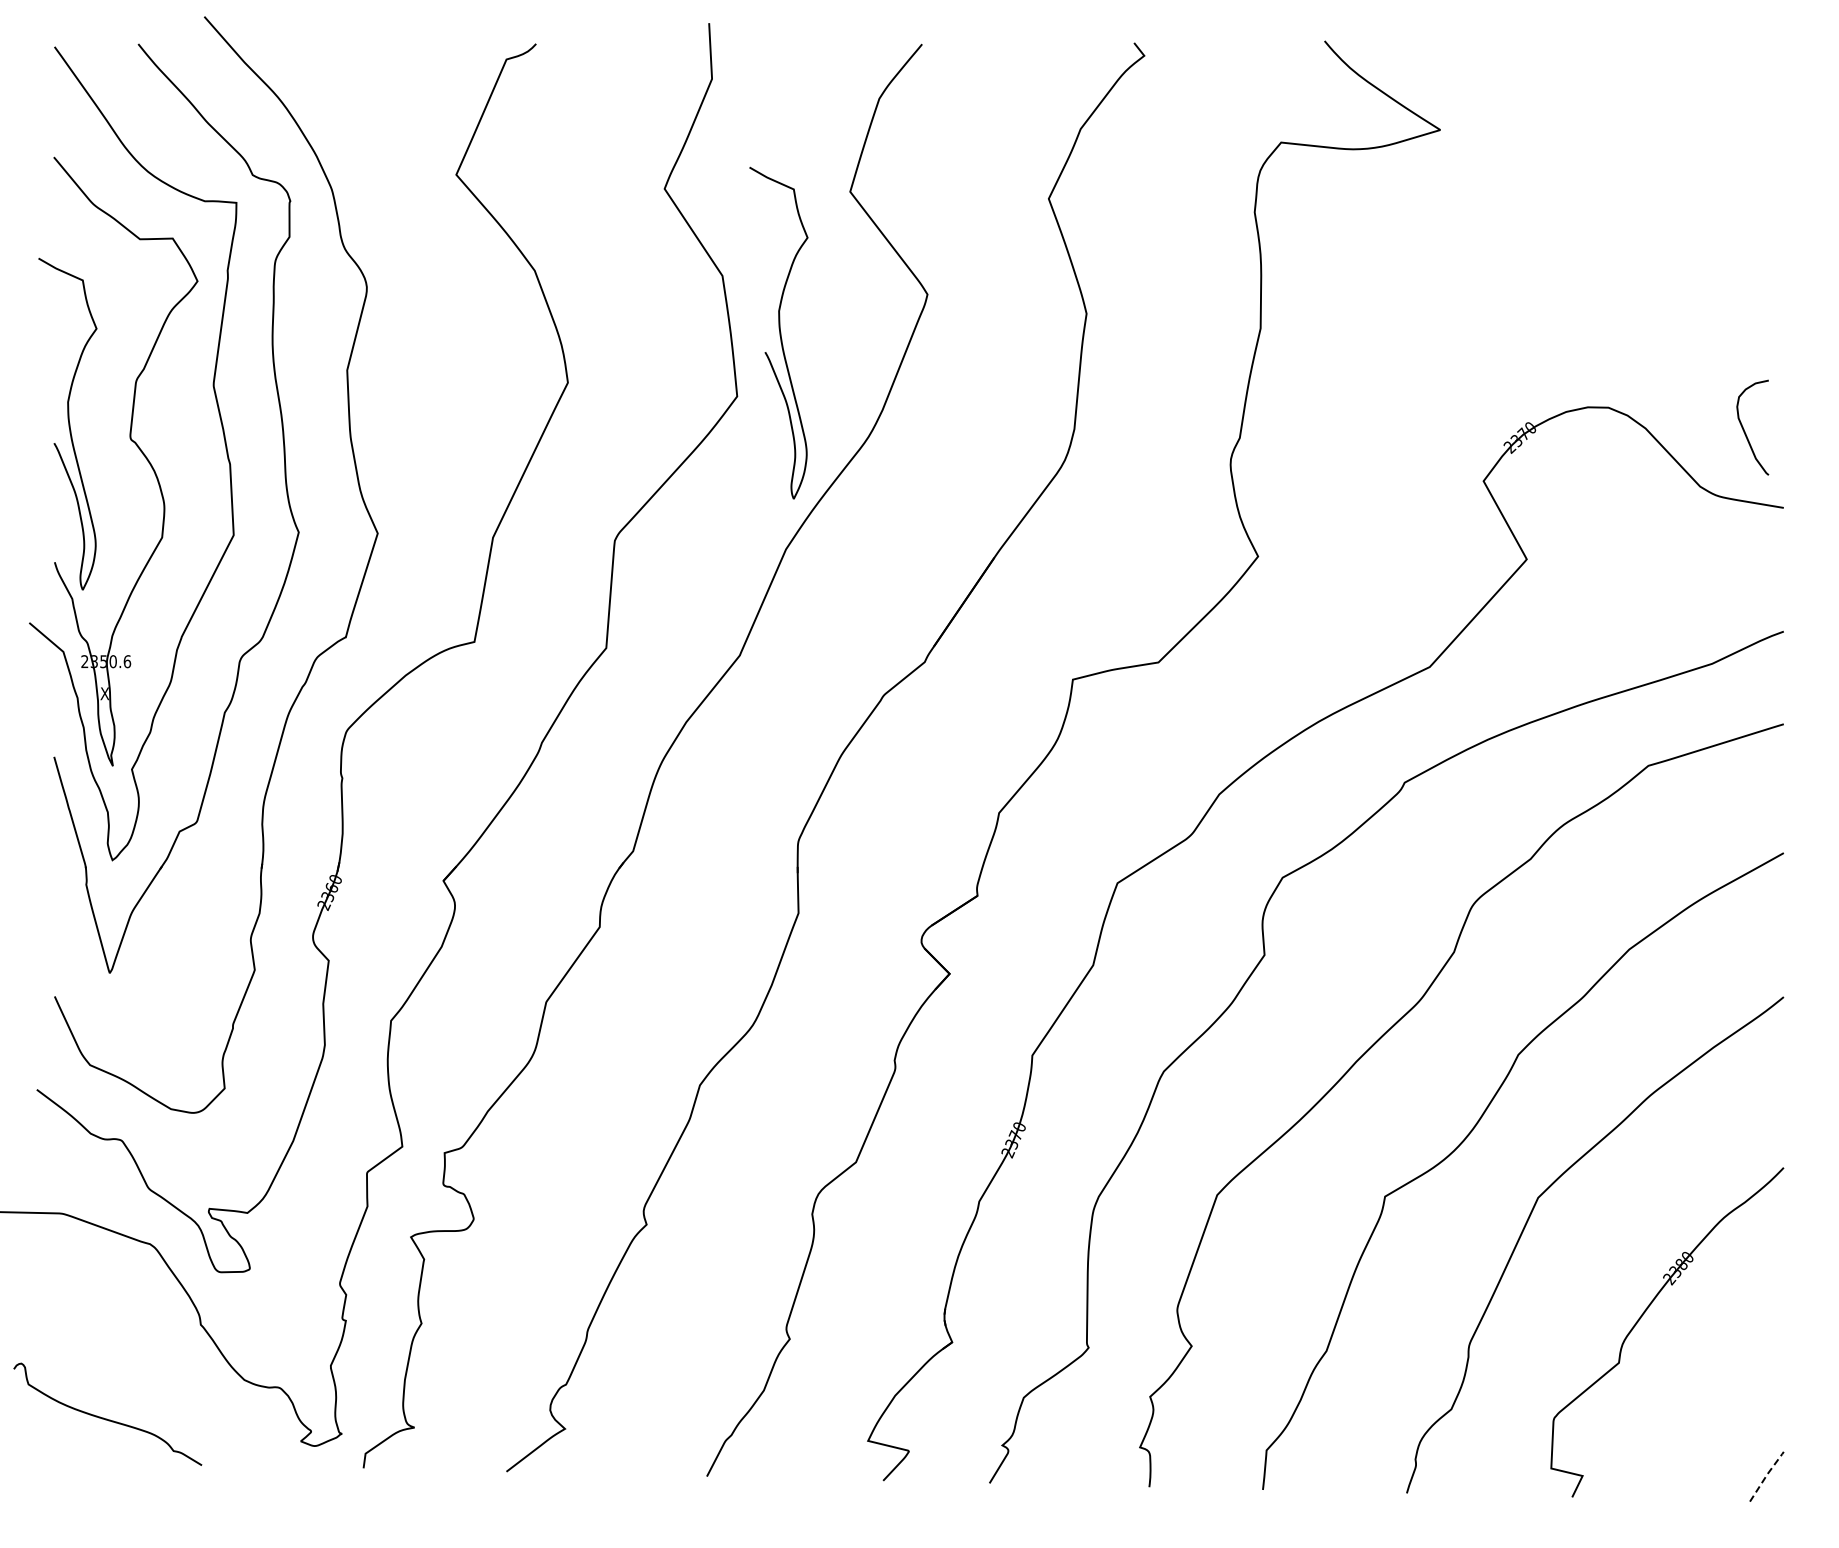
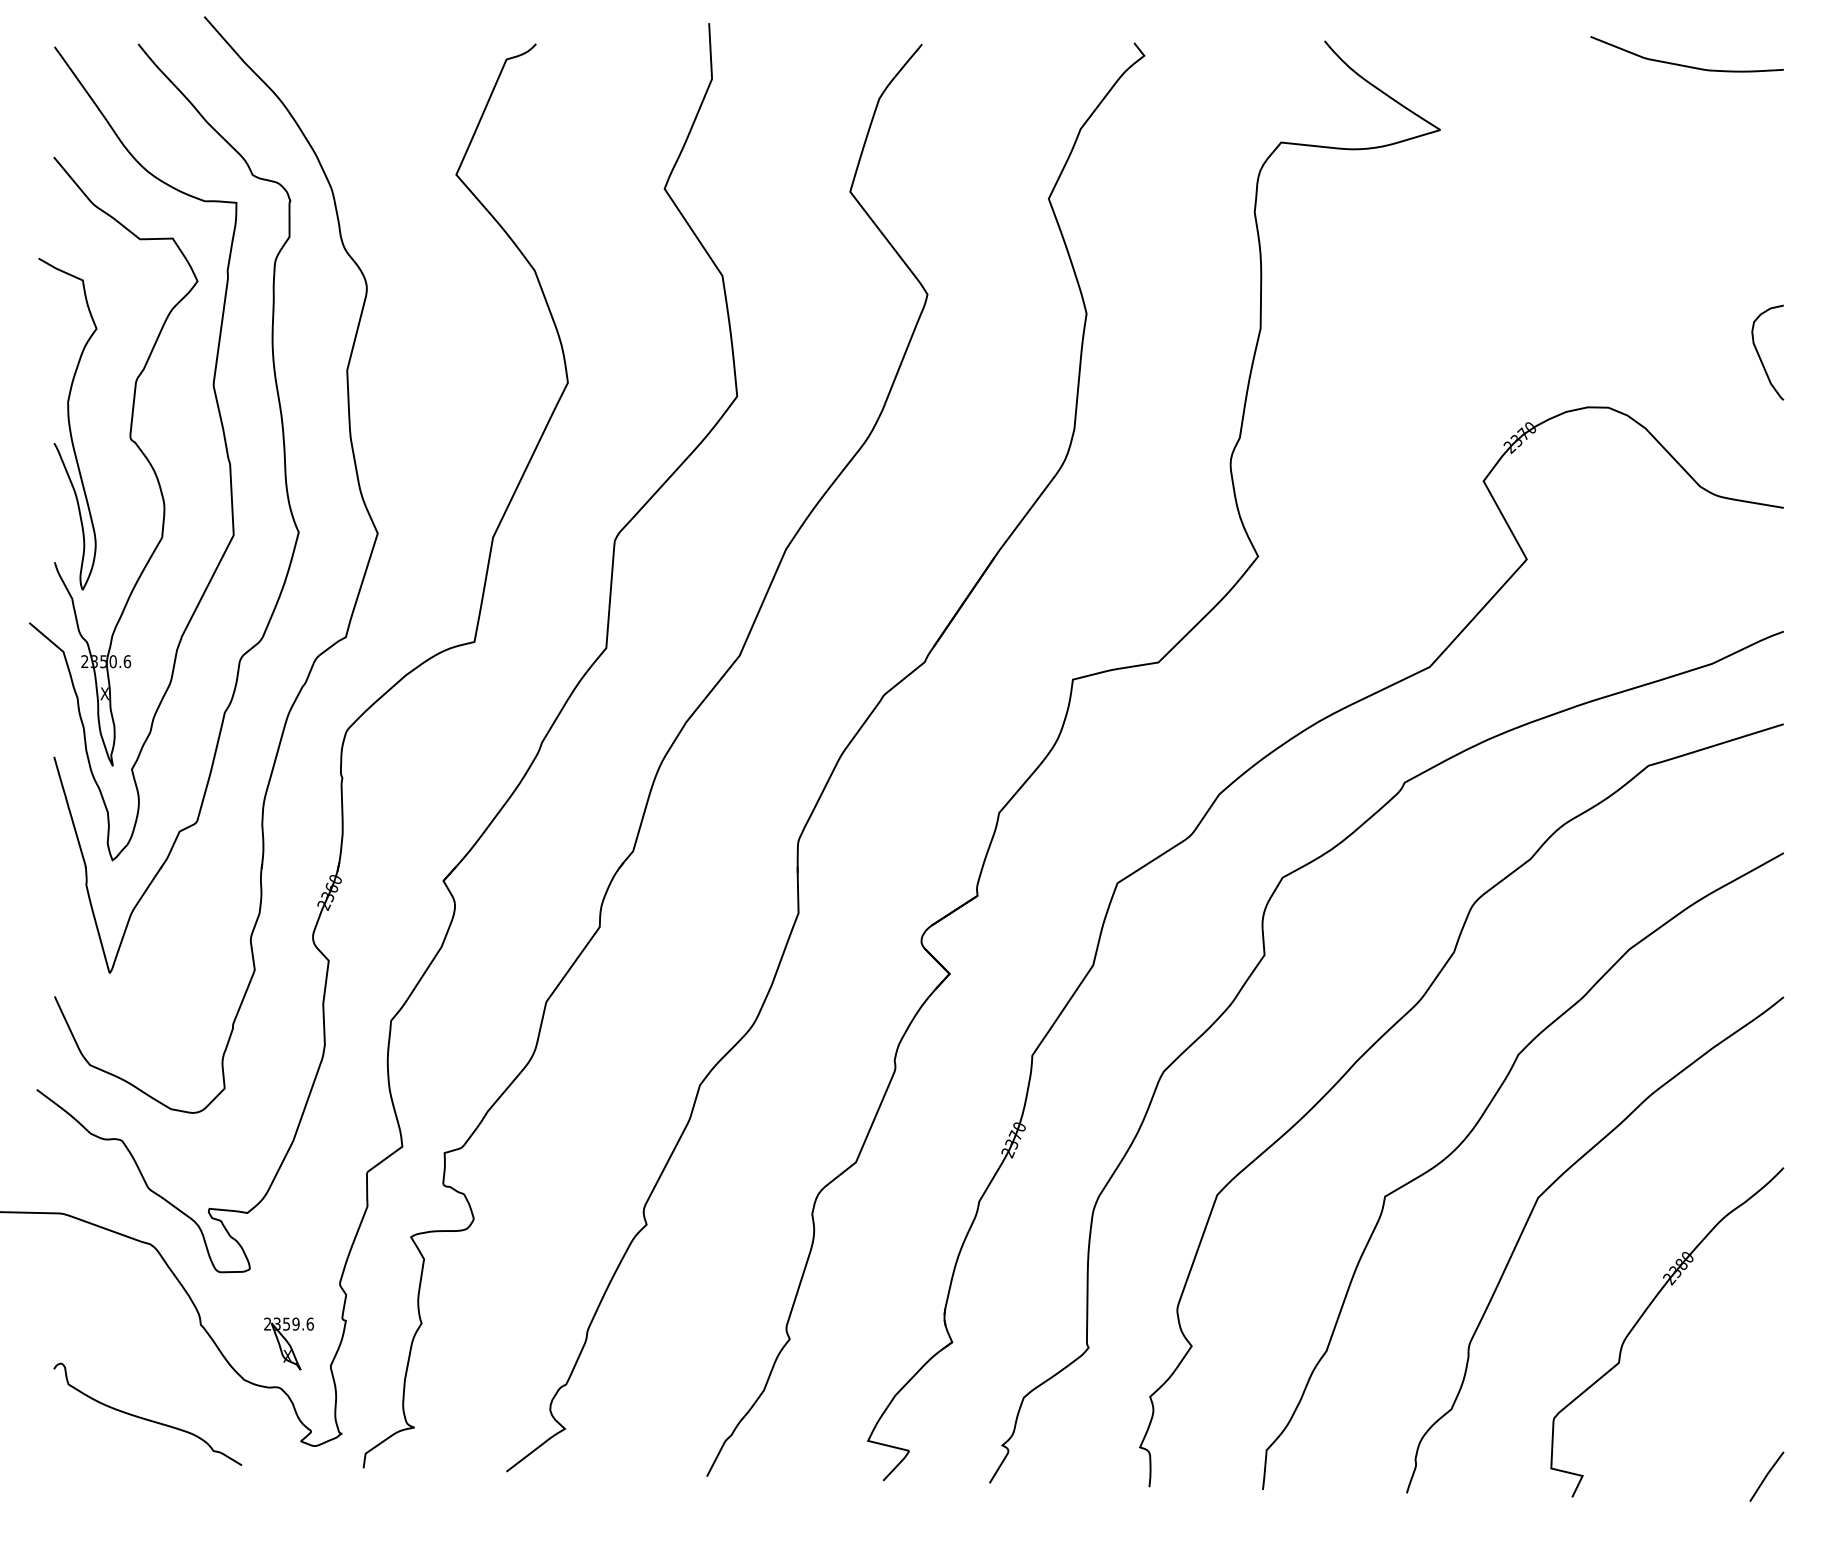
curve: none -> present (1683, 64)
curve: present -> none (779, 332)
curve position: (1745, 431) -> (1760, 356) (1760, 356)
part: none -> present (288, 1343)
curve position: (107, 1418) -> (147, 1418) (147, 1418)
line: dashed -> solid (1767, 1474)
